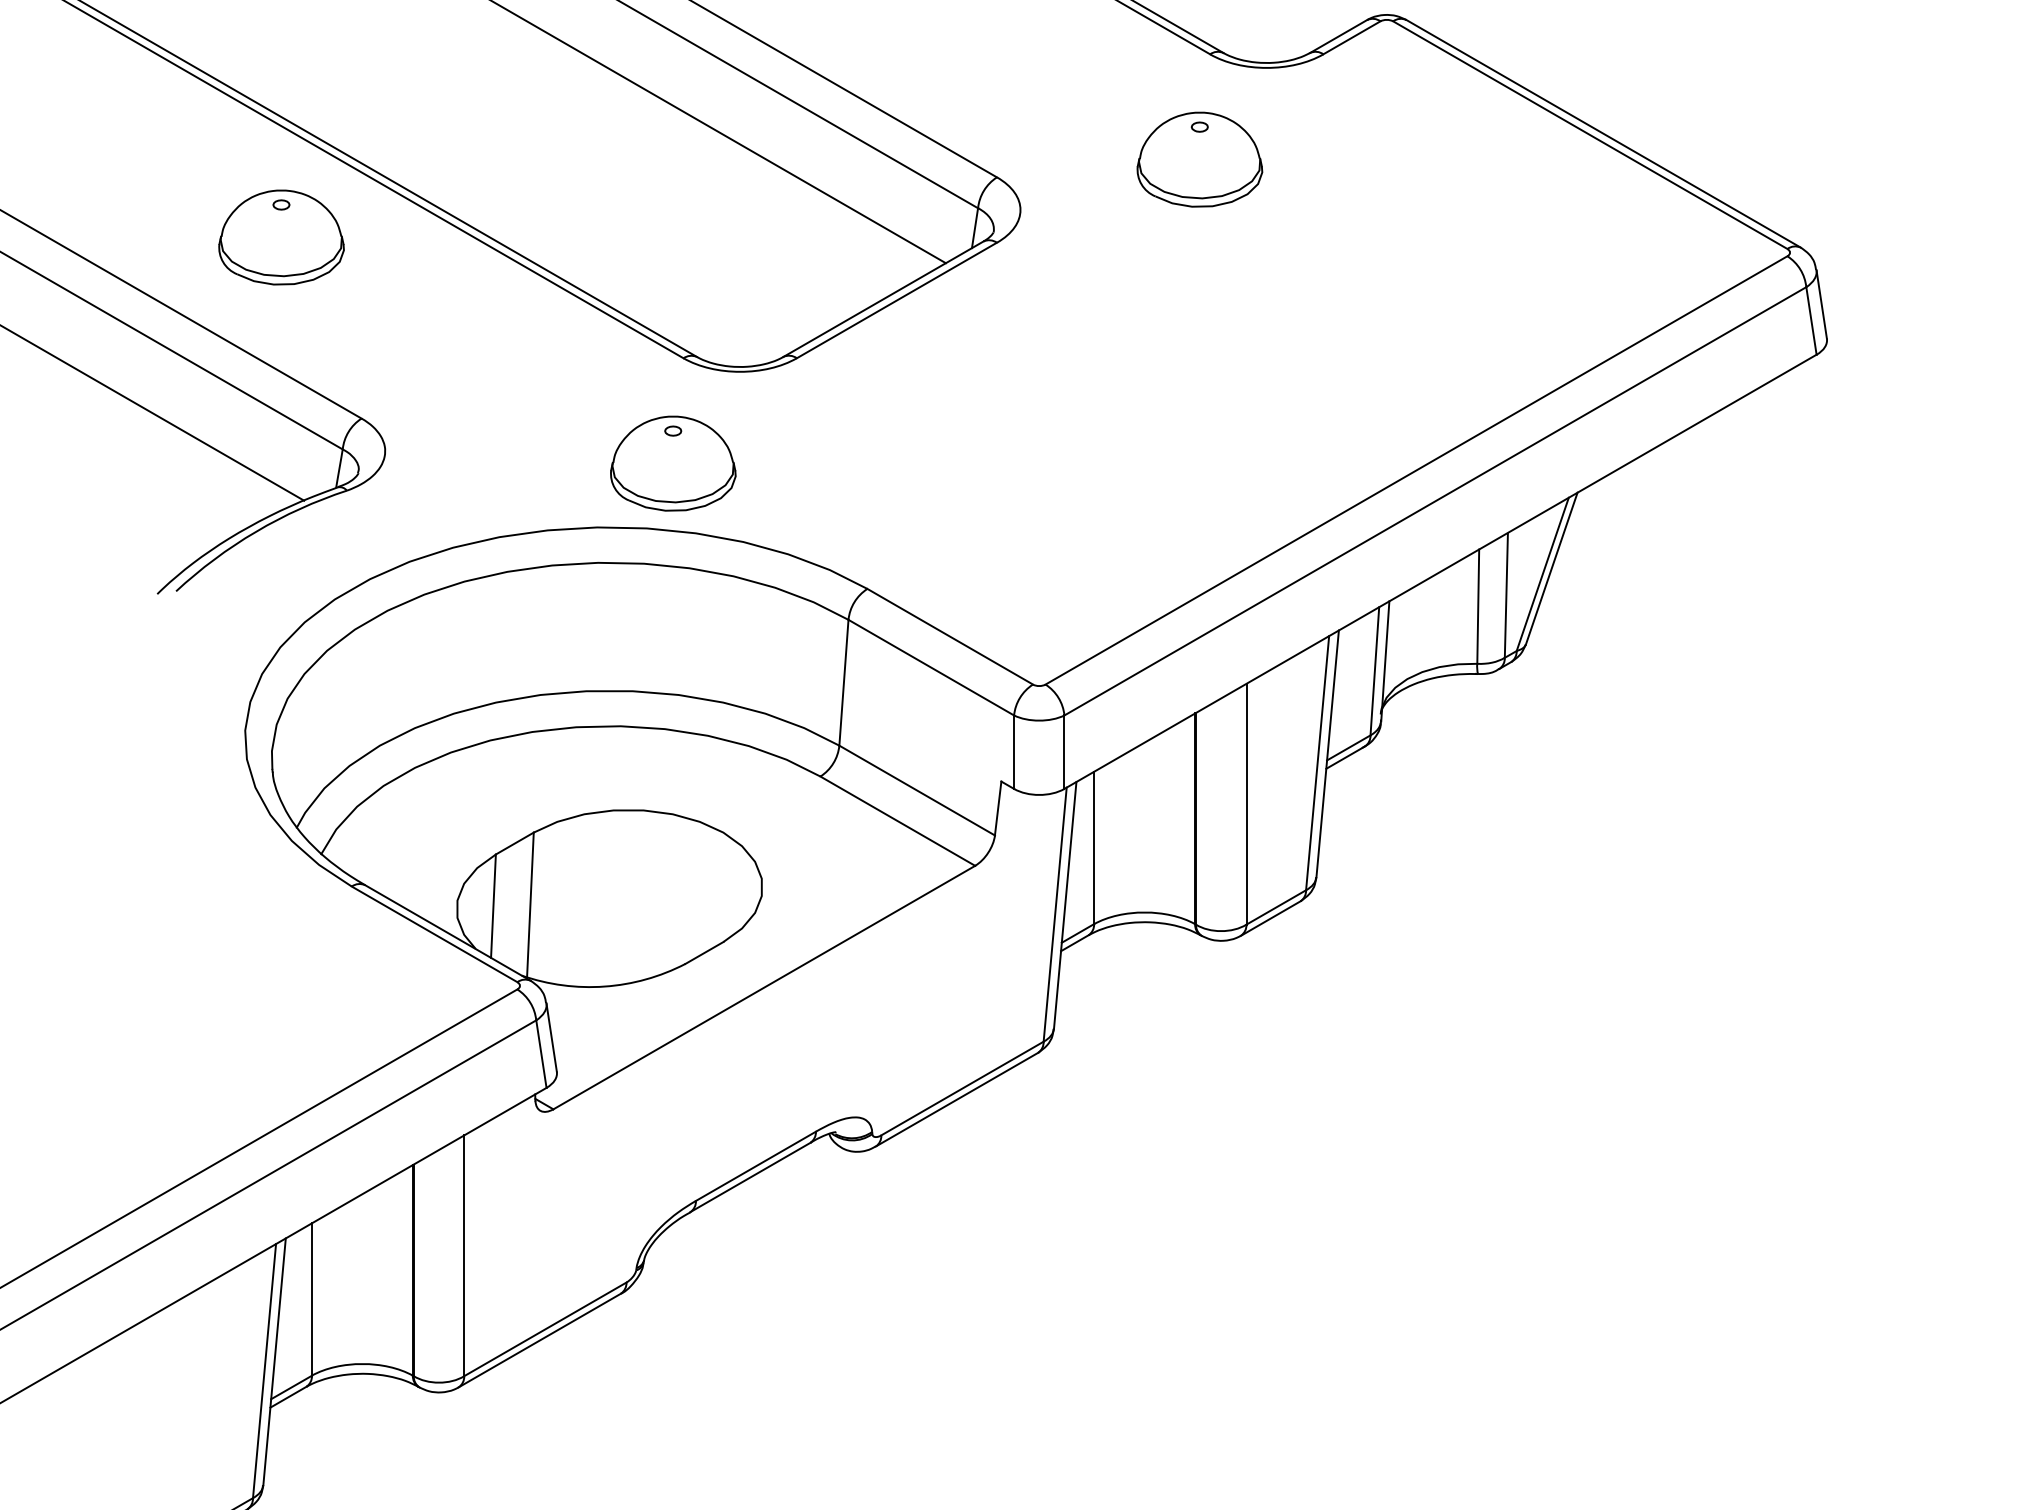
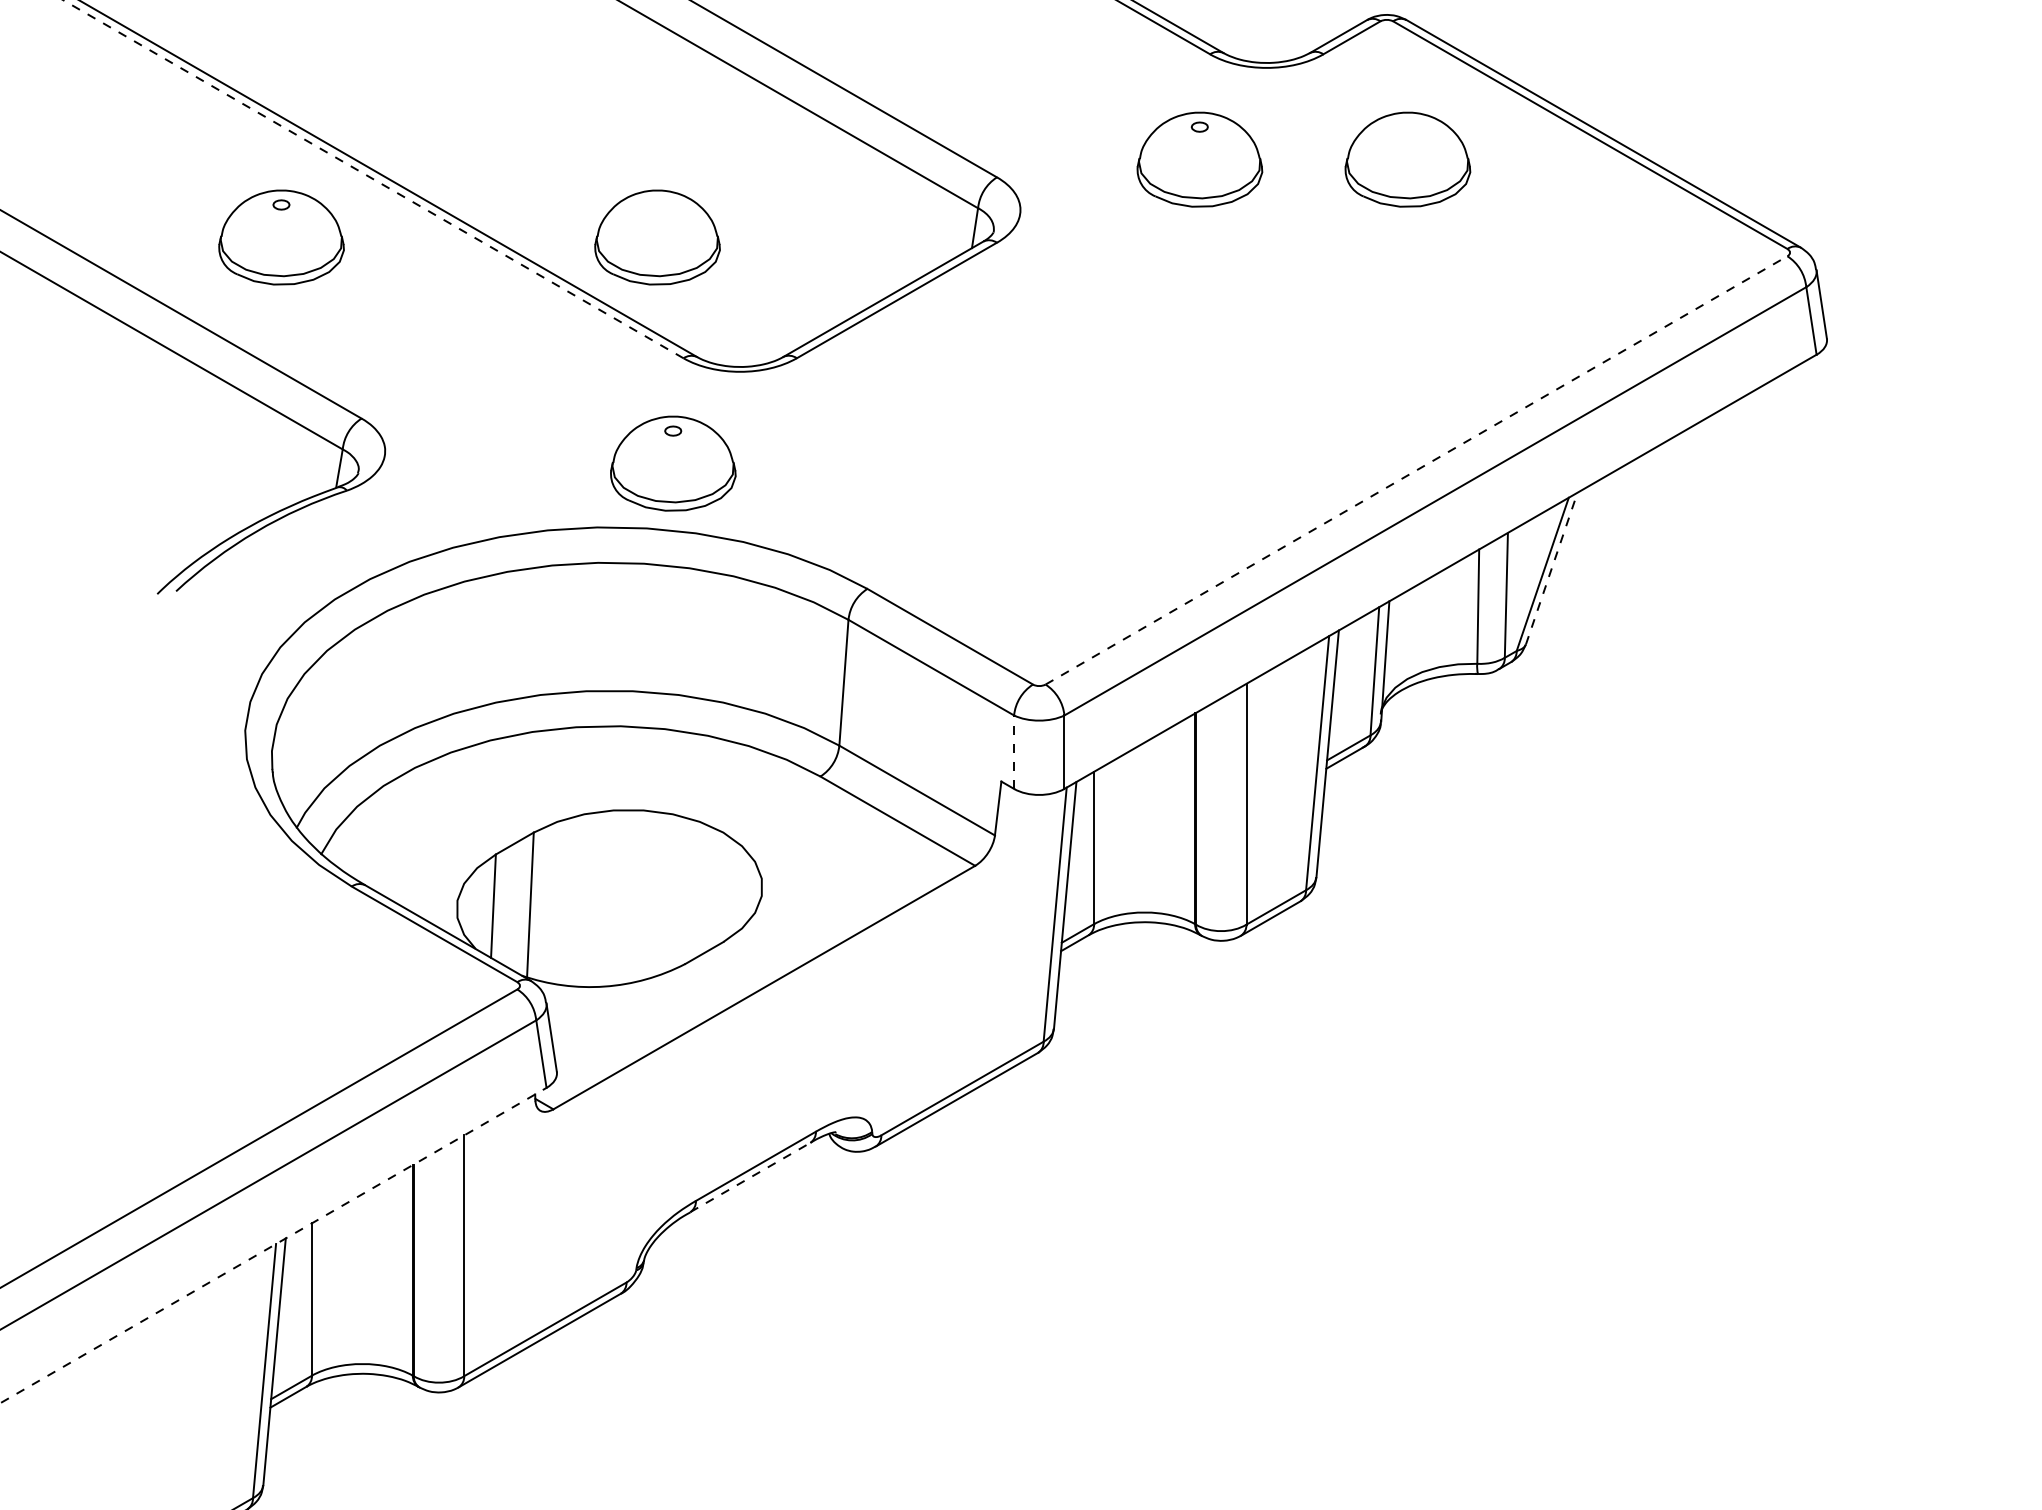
line: present -> none (719, 132)
part: none -> present (1407, 159)
line: solid -> dashed (373, 179)
part: none -> present (657, 237)
line: present -> none (153, 413)
line: solid -> dashed (1416, 470)
line: solid -> dashed (1551, 568)
line: solid -> dashed (1014, 752)
line: solid -> dashed (750, 1177)
line: solid -> dashed (273, 1245)
